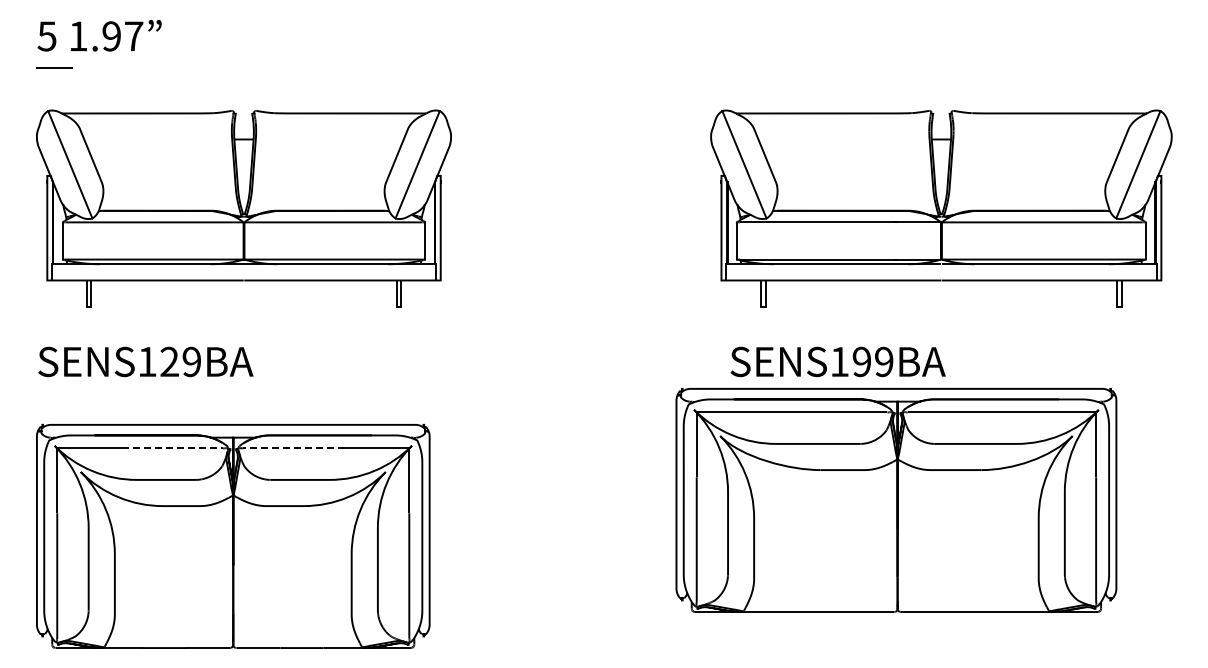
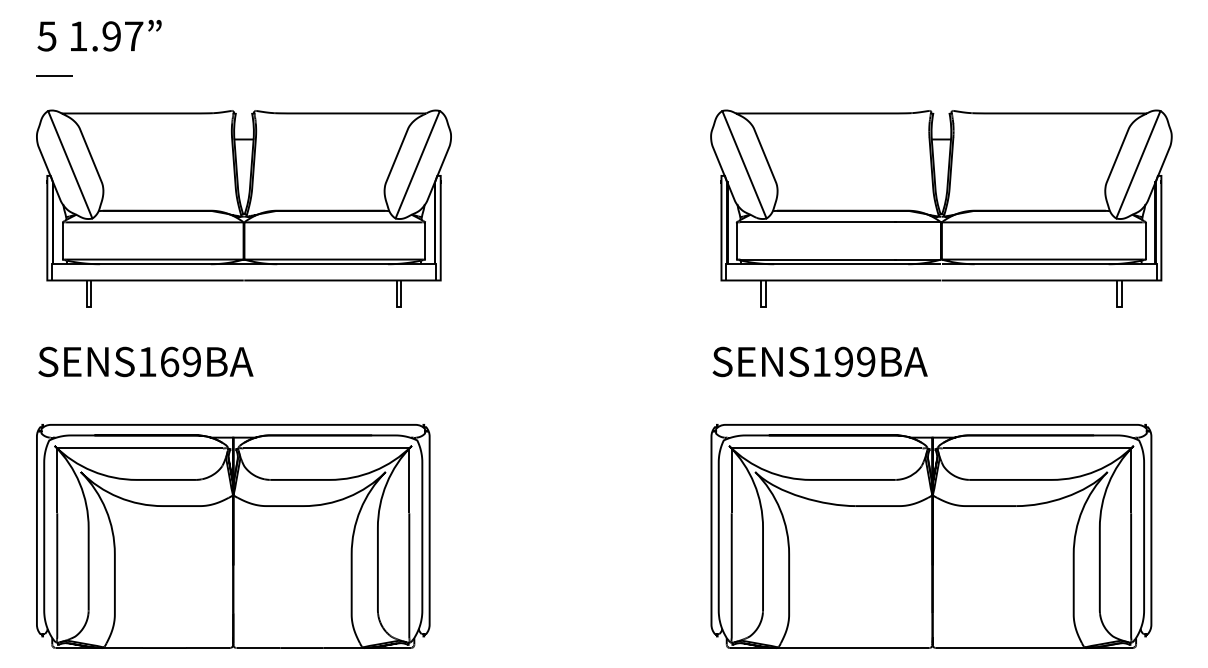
line position: (54, 67) -> (54, 75) (54, 75)
text: SENS129BA -> SENS169BA (169, 361)
text position: (837, 361) -> (819, 361) (819, 361)
line: dashed -> solid (172, 448)
line: dashed -> solid (293, 448)
part position: (896, 500) -> (931, 536) (931, 536)
